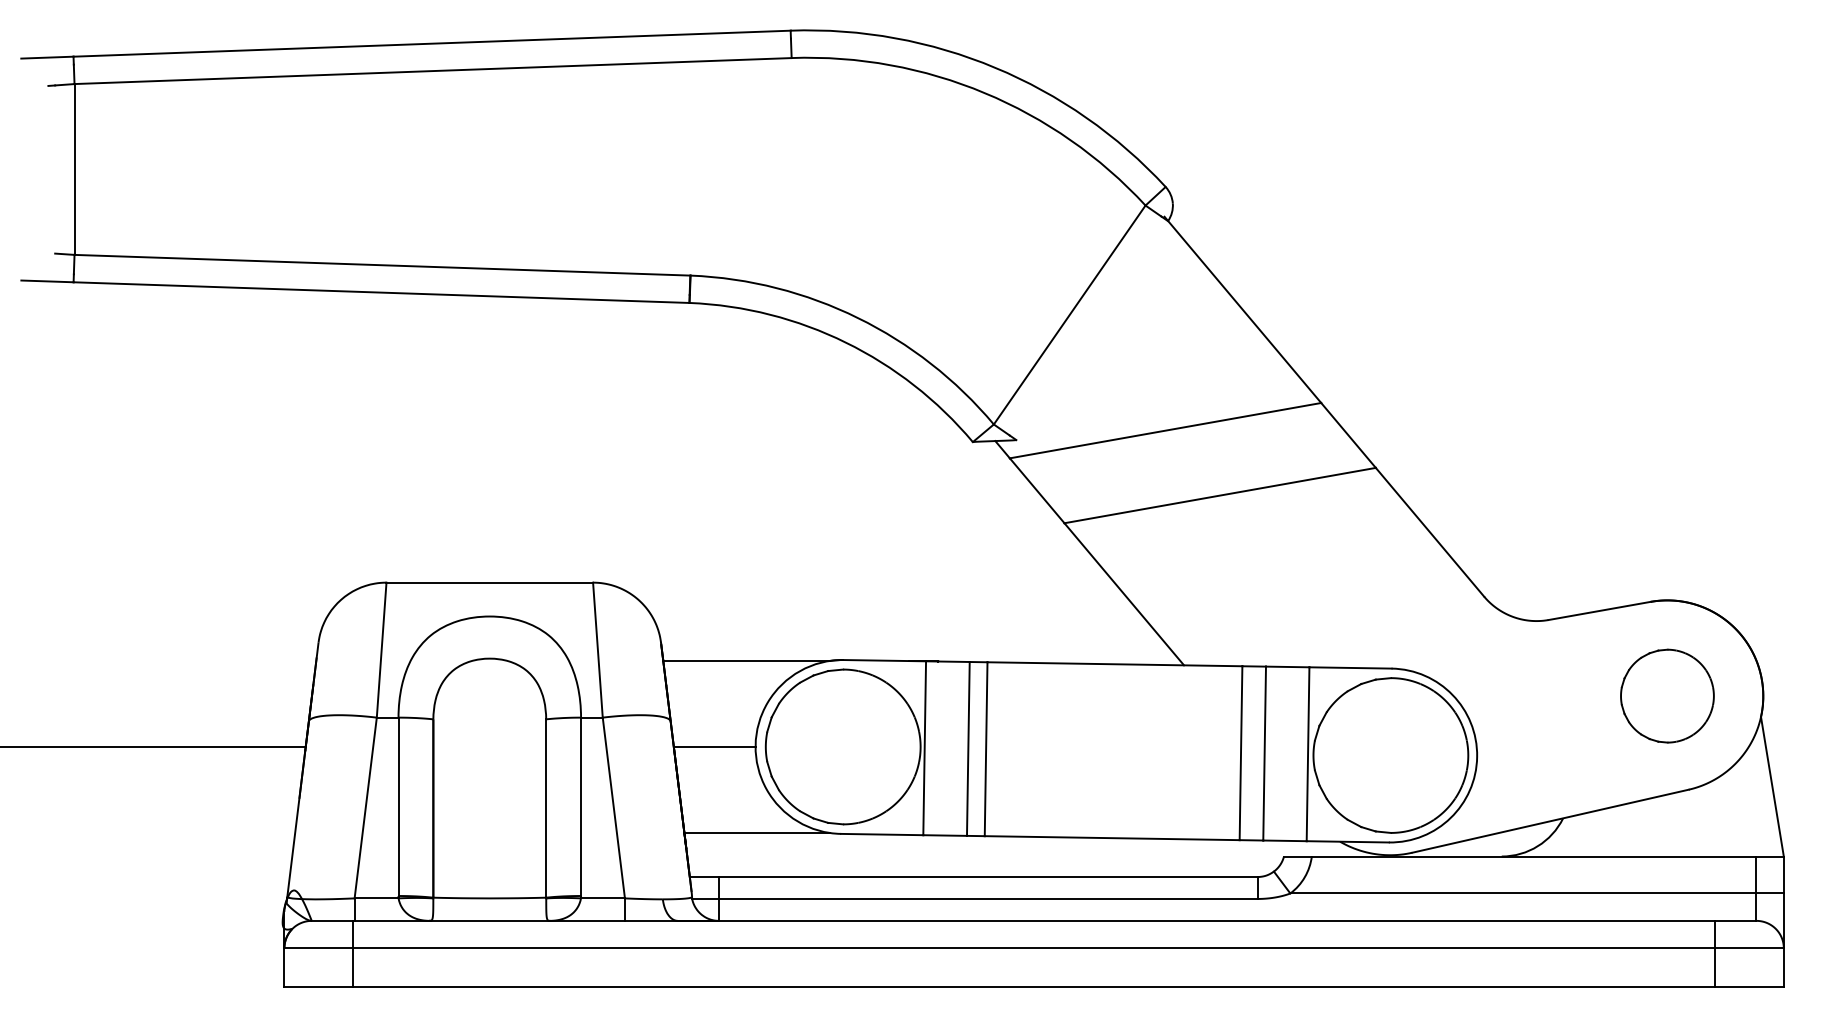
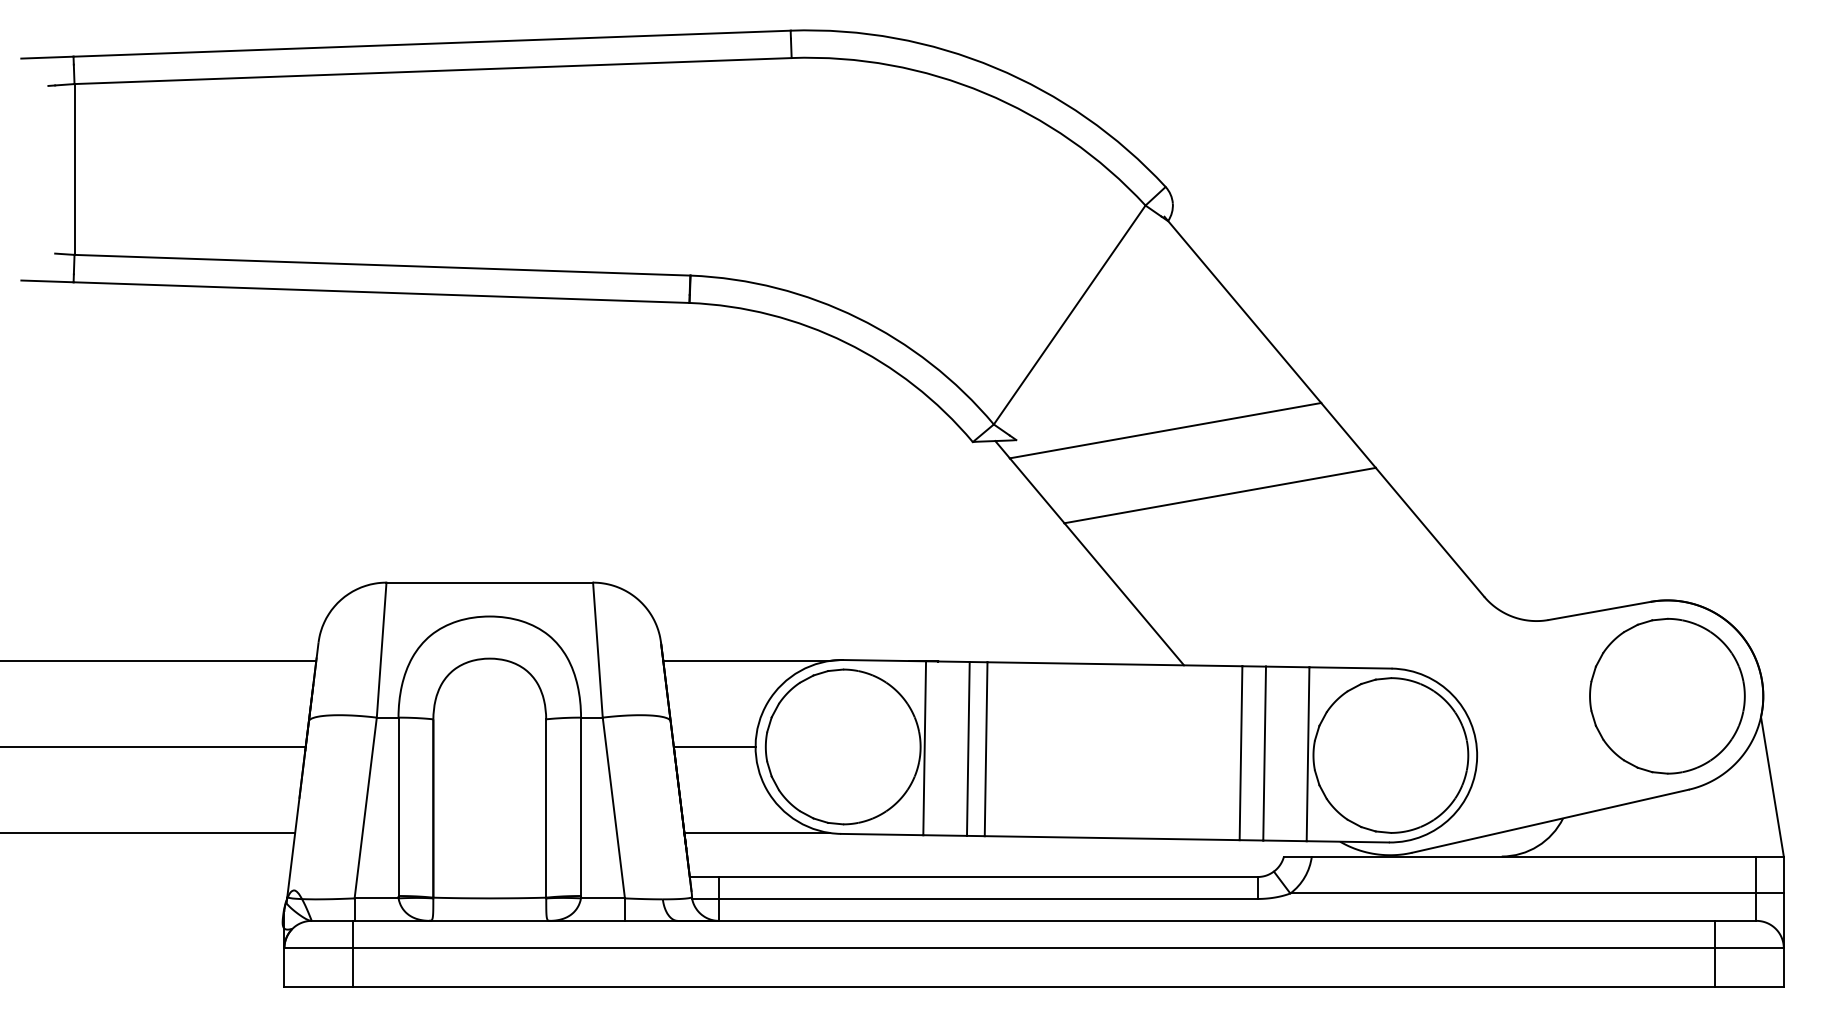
line: none -> present (159, 661)
part size: 95x96 px -> 157x158 px (1667, 695)
line: none -> present (148, 832)
